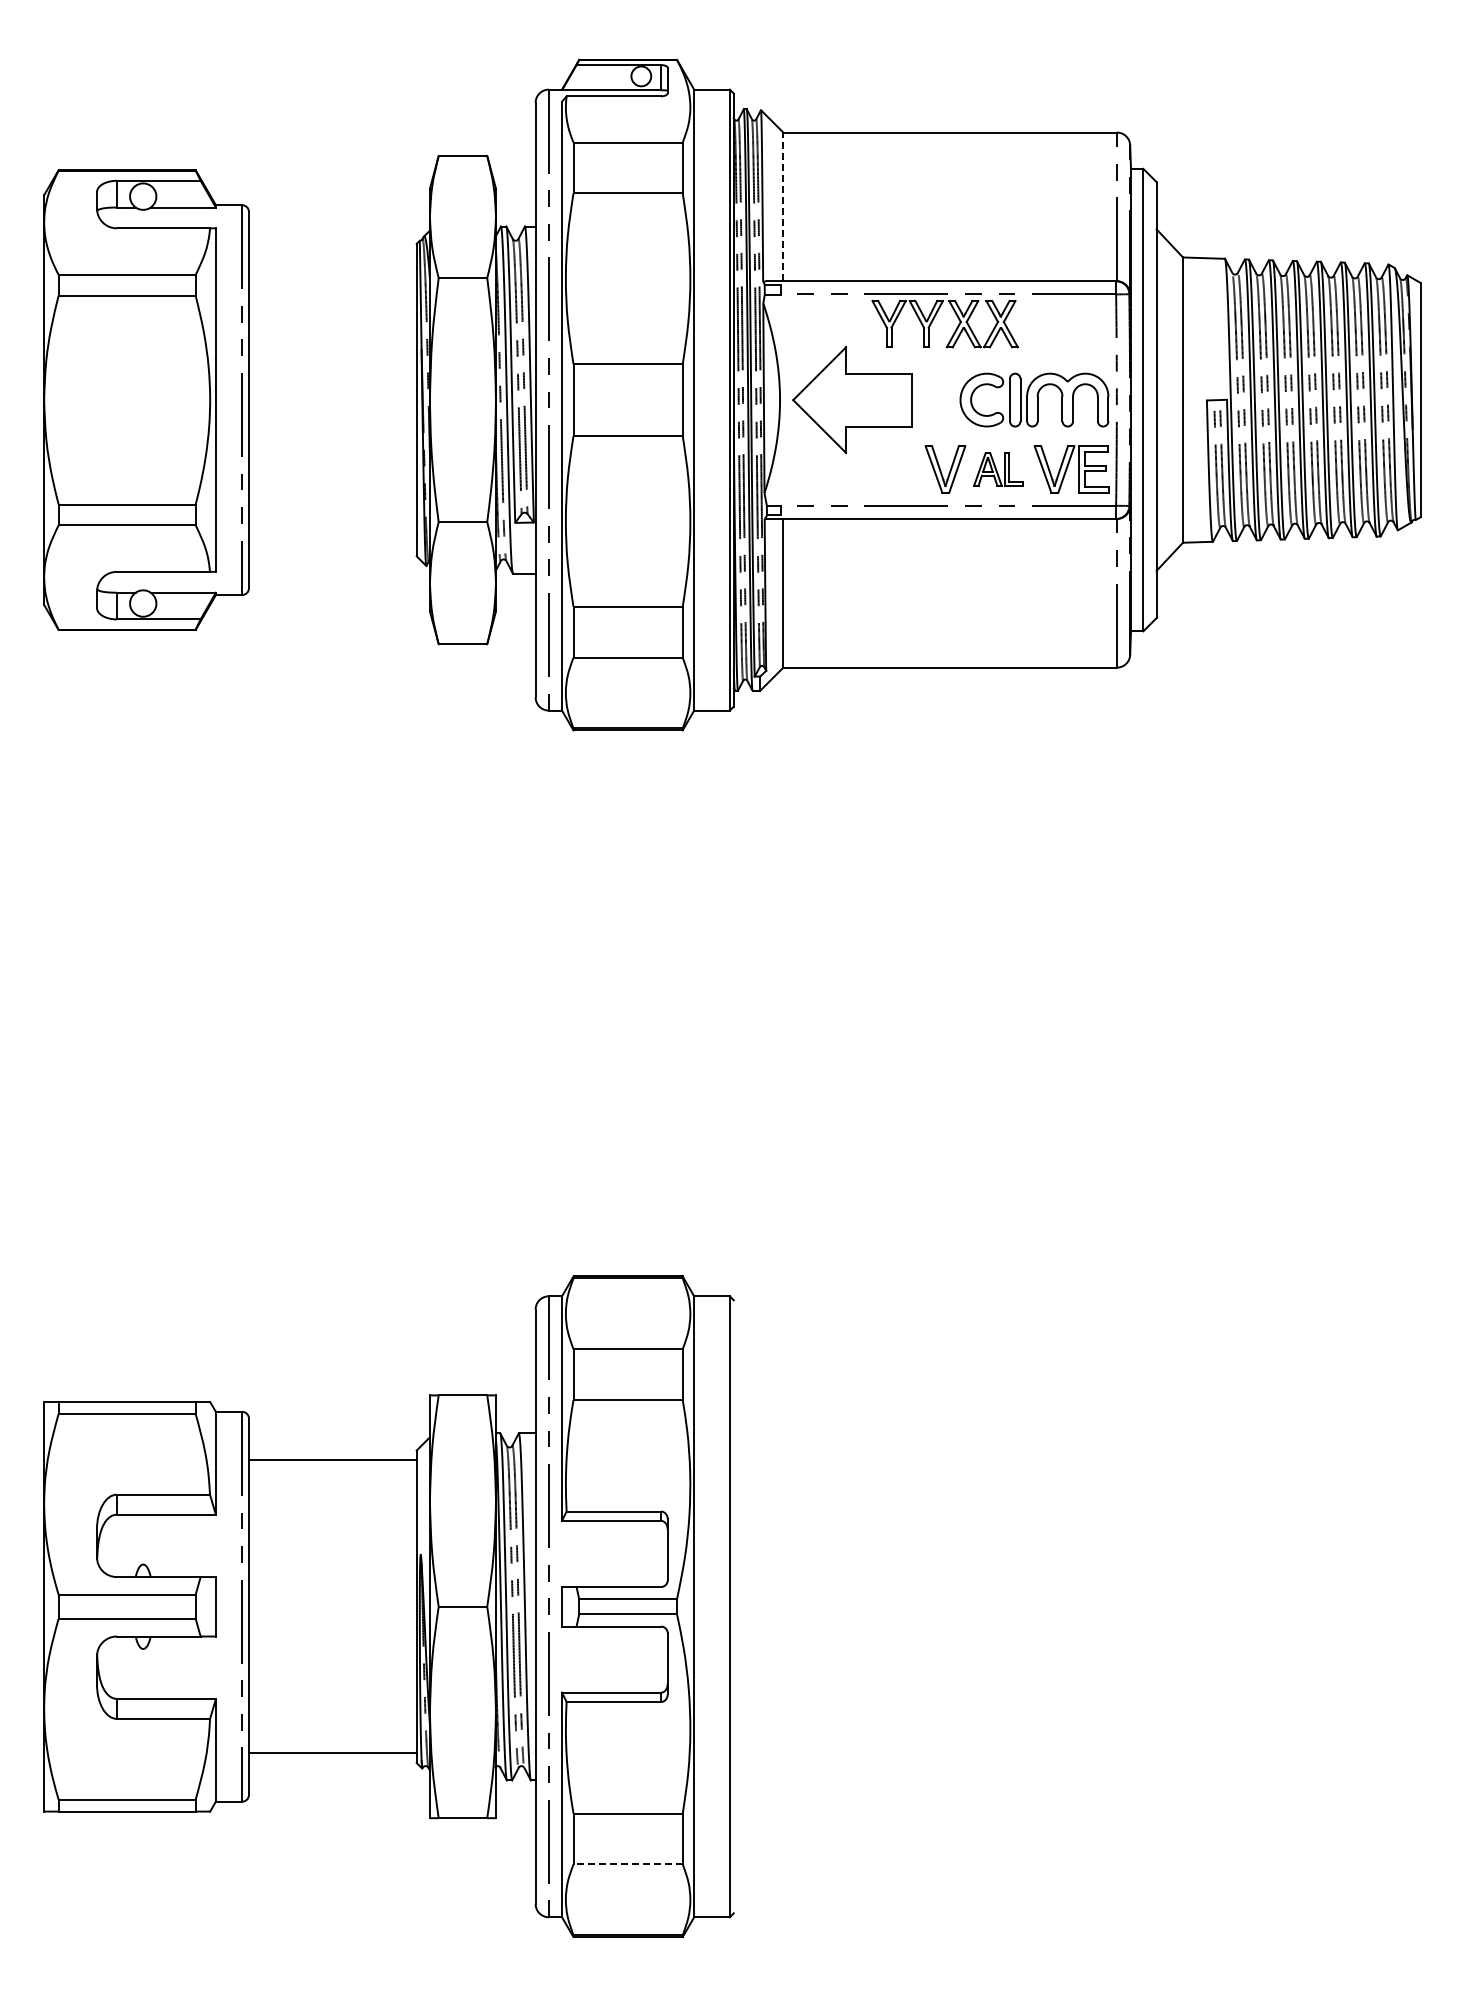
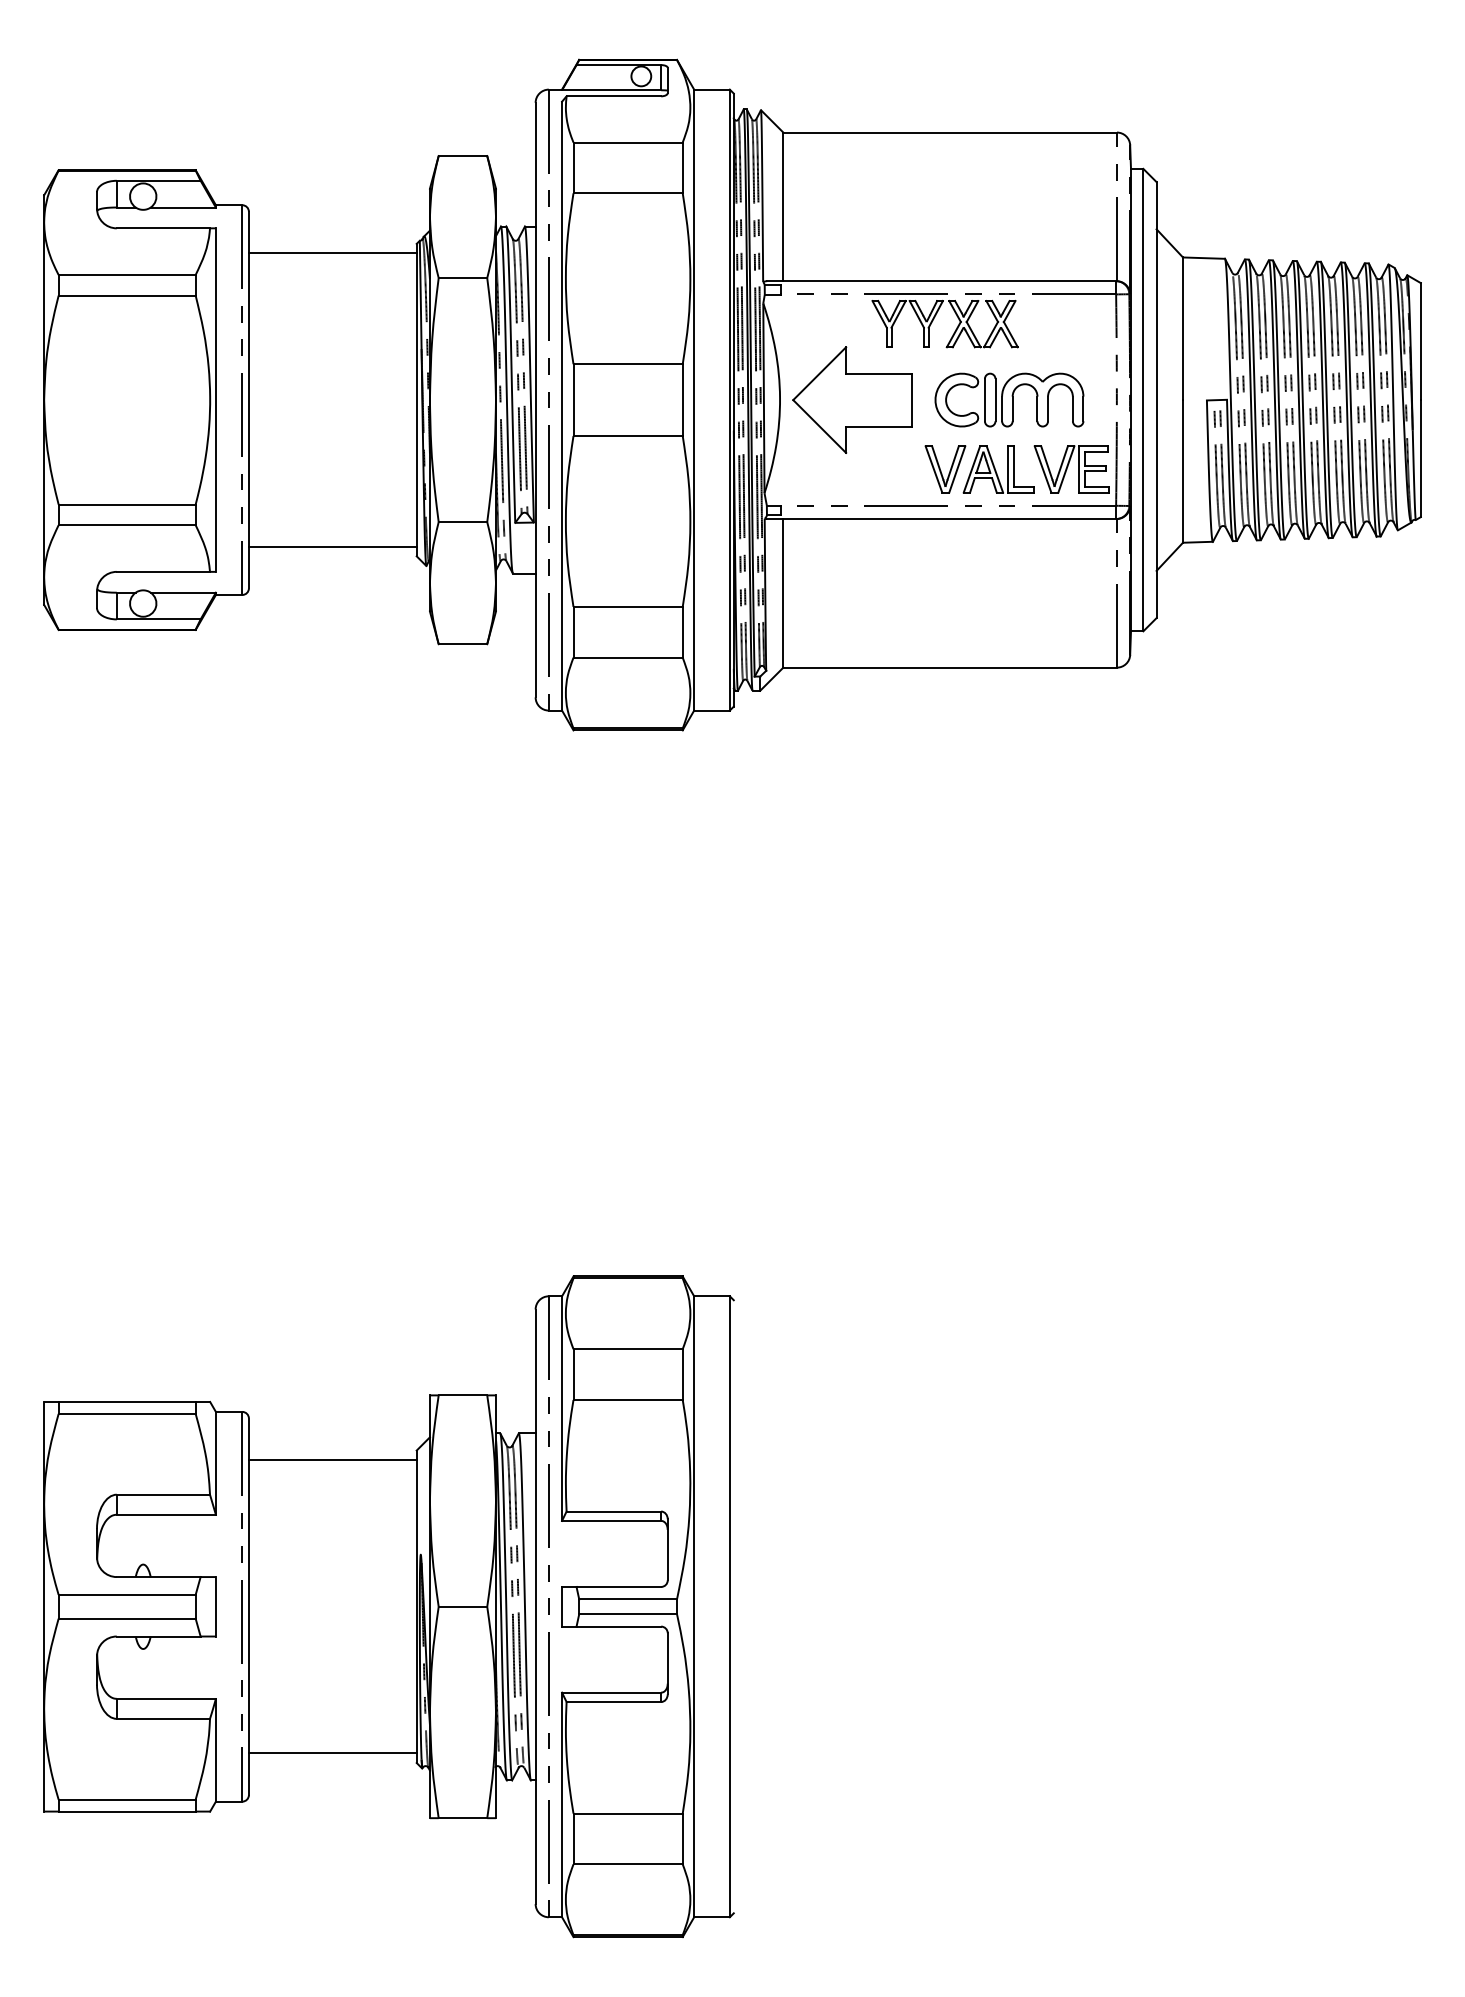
line: dashed -> solid (783, 206)
line: none -> present (332, 253)
part position: (1034, 399) -> (1009, 399) (1009, 399)
part size: 51x35 px -> 73x49 px (998, 469)
line: none -> present (332, 546)
line: dashed -> solid (628, 1864)
